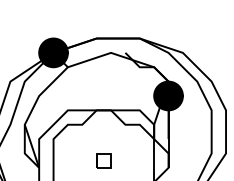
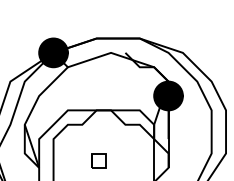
part position: (103, 160) -> (98, 160) (98, 160)
